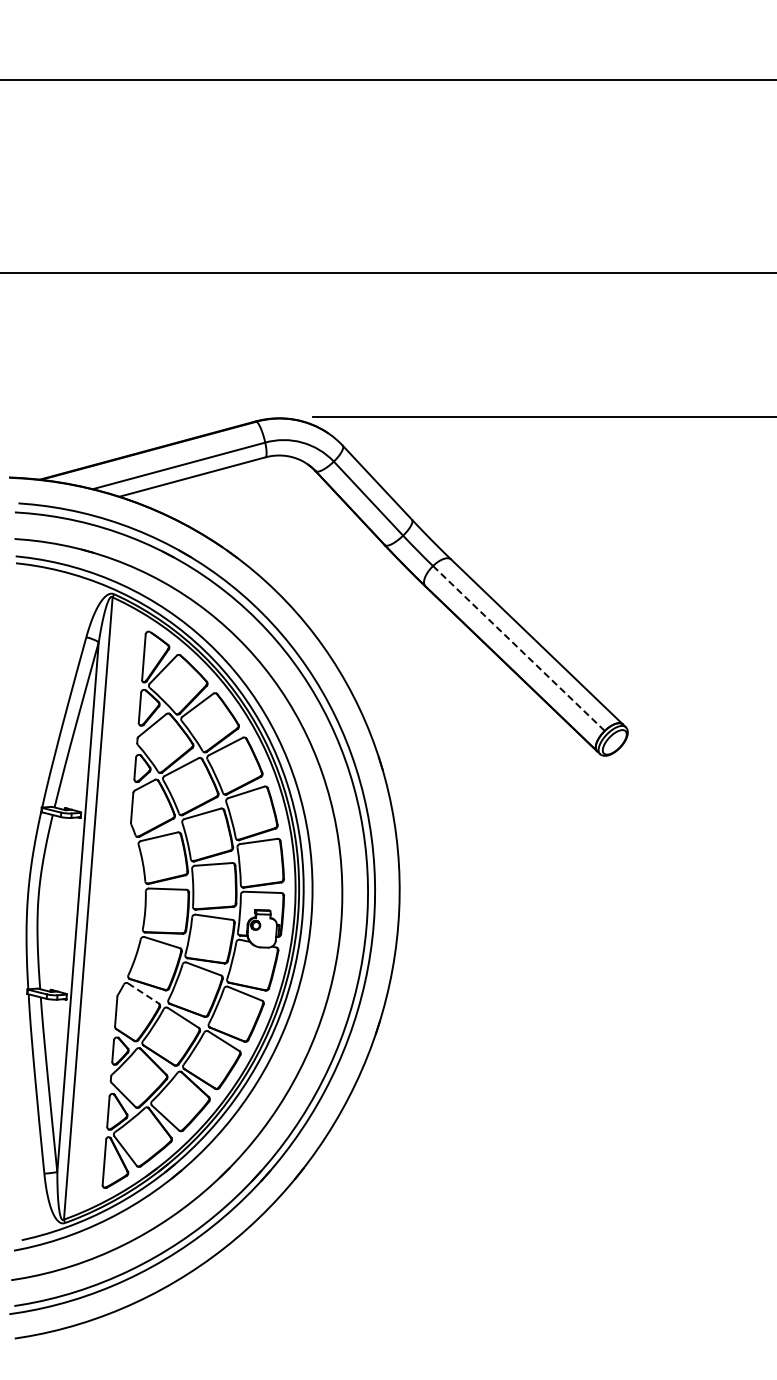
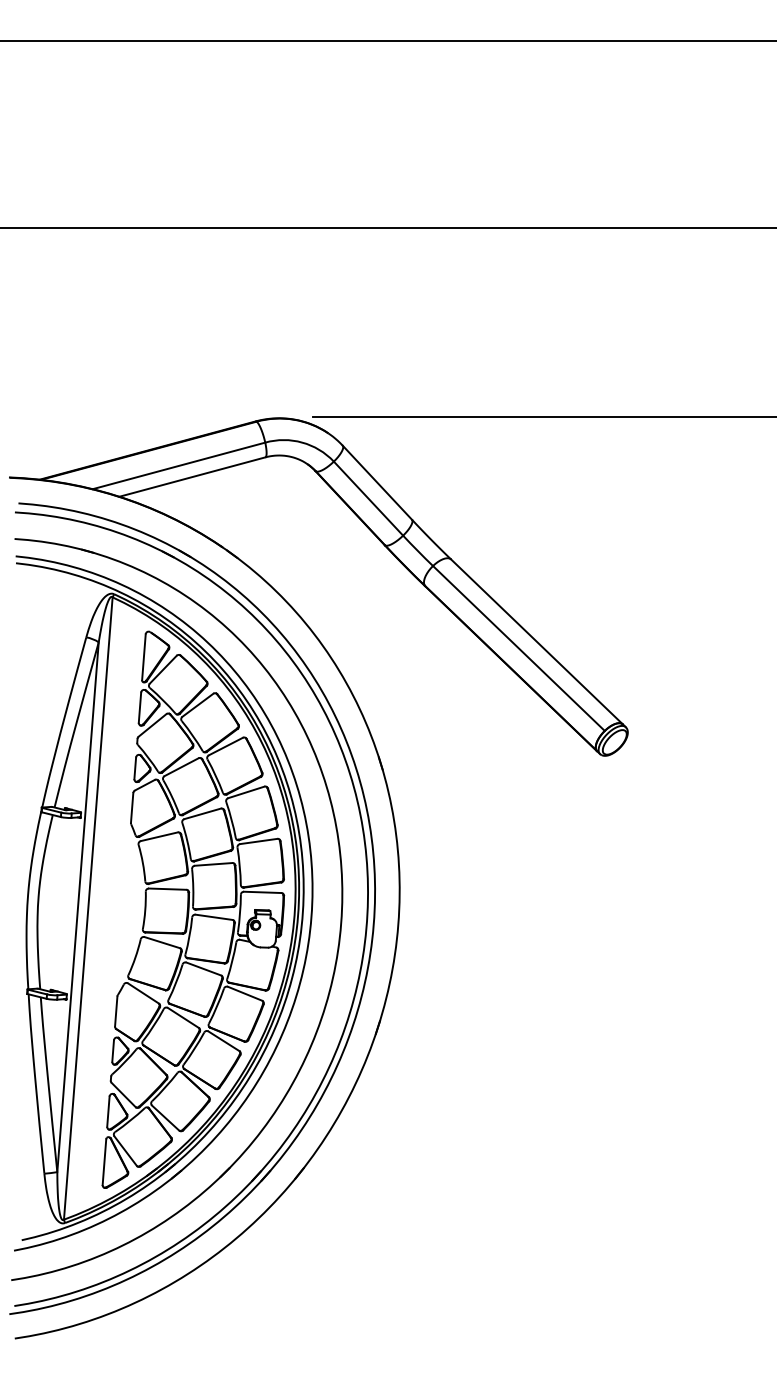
line position: (387, 80) -> (387, 41) (387, 41)
line position: (387, 272) -> (387, 227) (387, 227)
line: dashed -> solid (519, 648)
line: dashed -> solid (143, 993)
